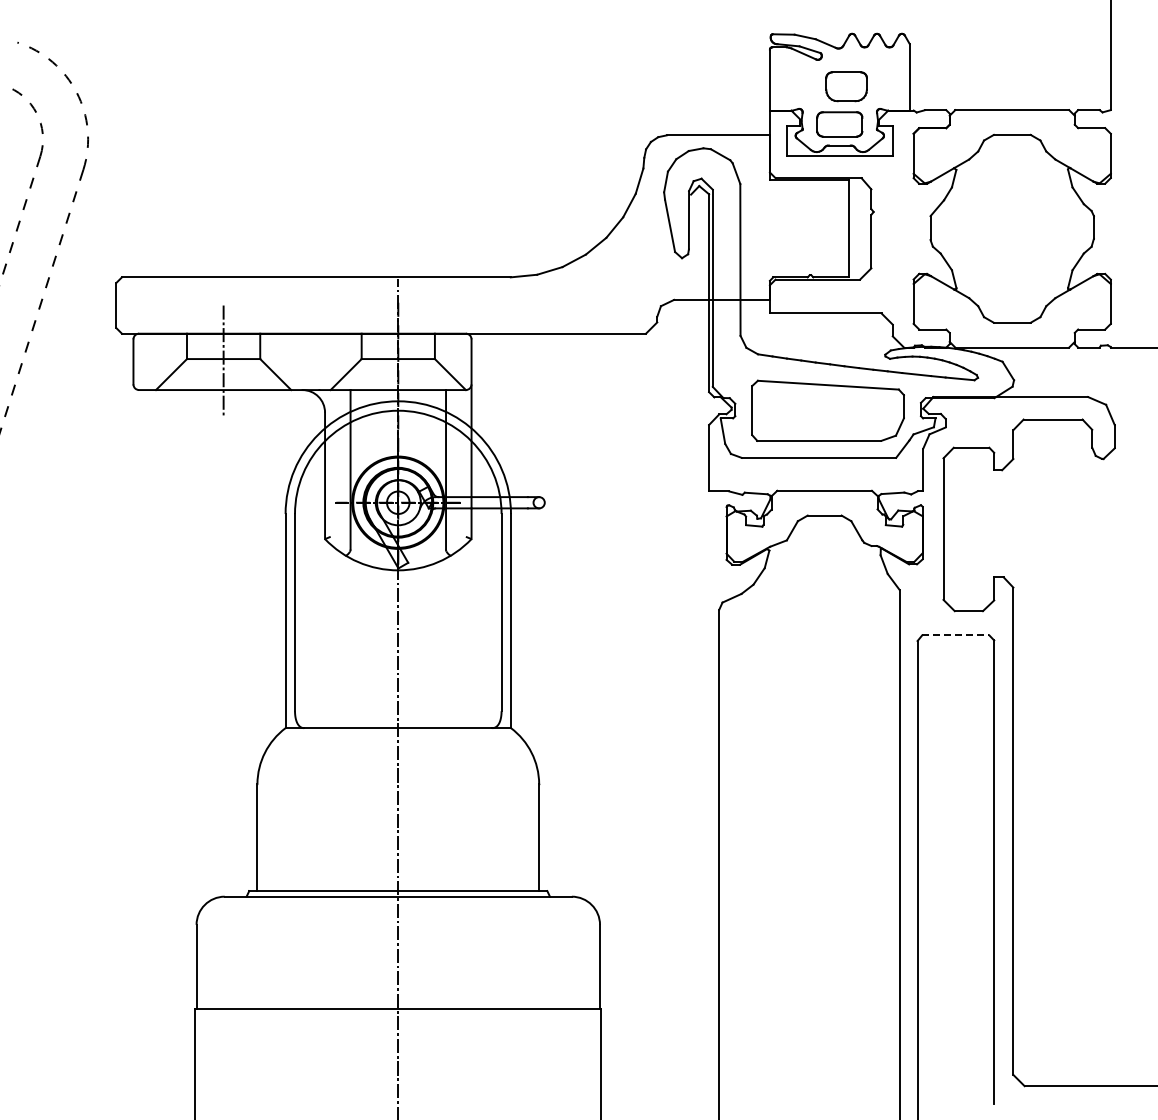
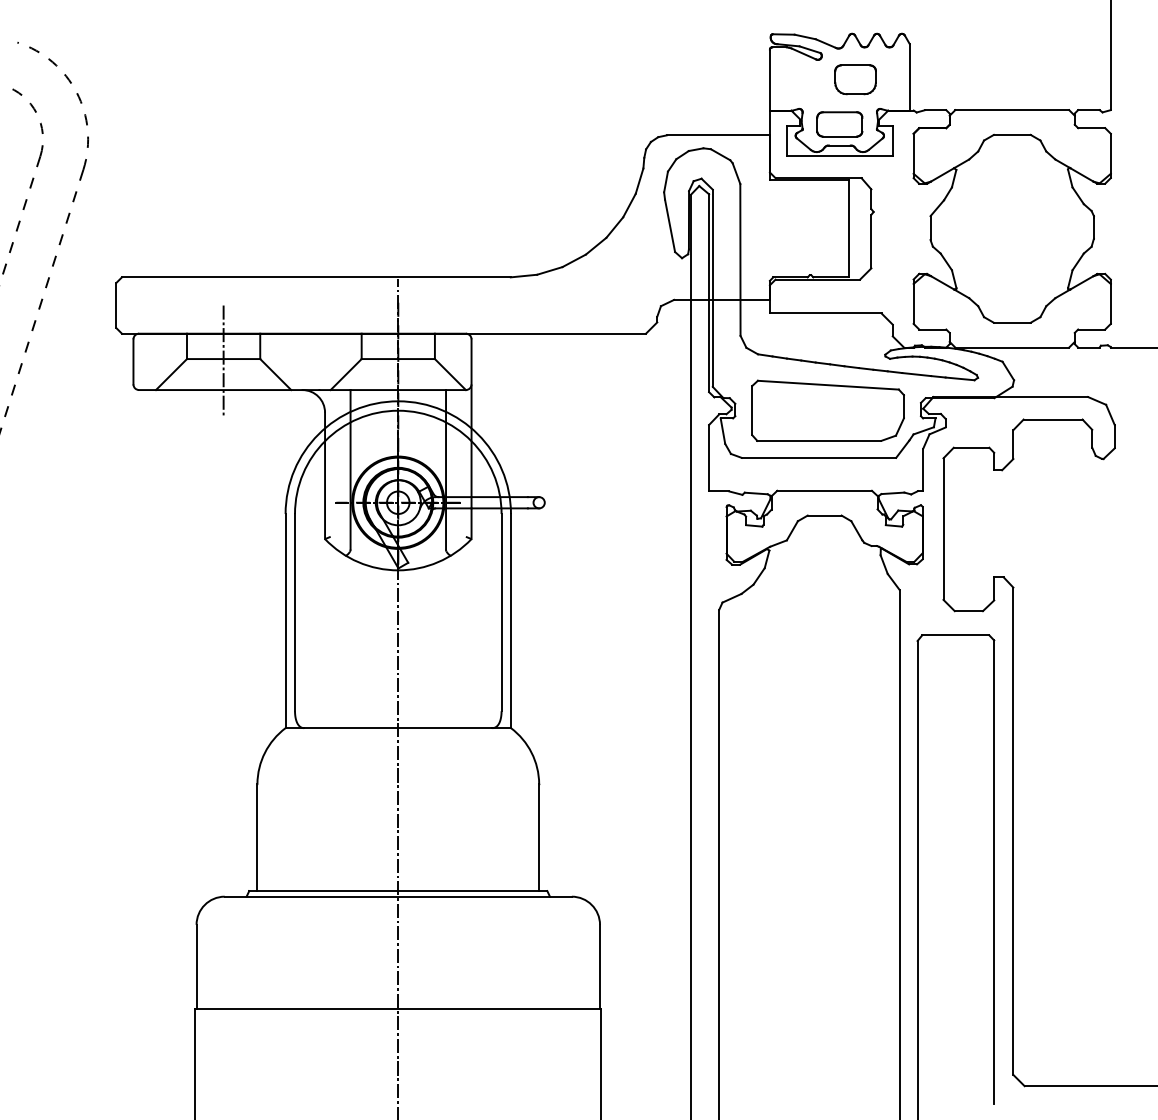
part position: (846, 86) -> (855, 79) (855, 79)
line: dashed -> solid (955, 635)
line: none -> present (691, 655)
